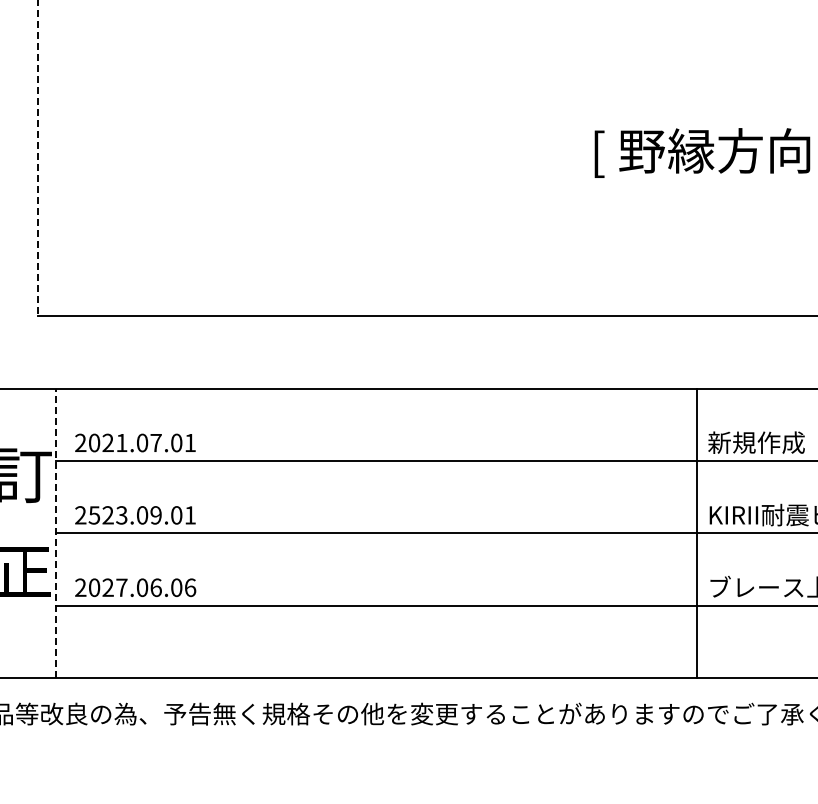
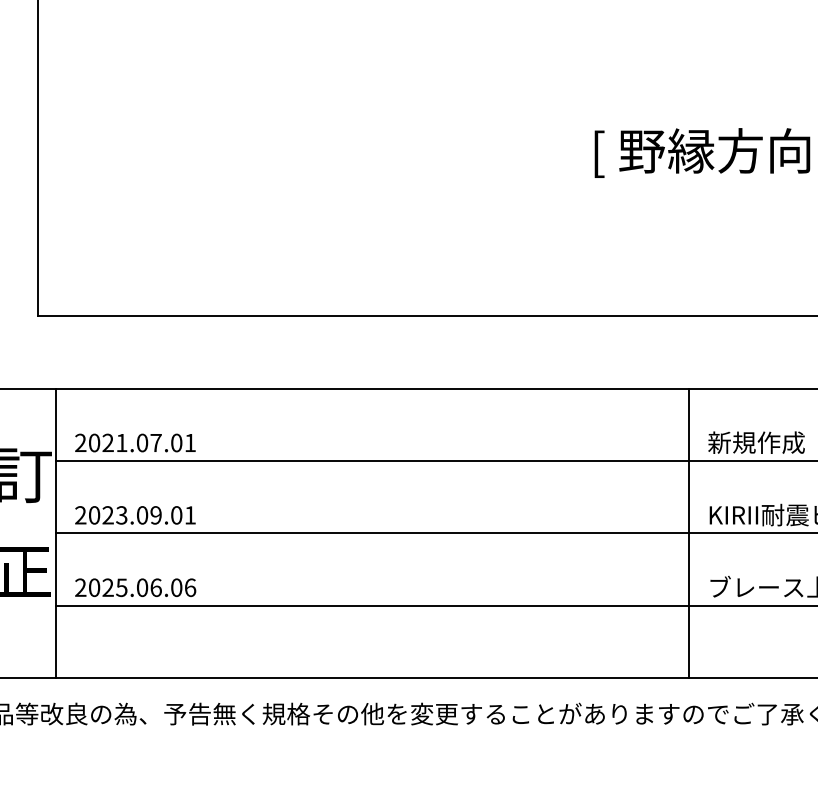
line: dashed -> solid (37, 158)
text: 2523.09.01 -> 2023.09.01 (94, 515)
line: dashed -> solid (55, 533)
line position: (697, 533) -> (689, 533) (689, 533)
text: 2027.06.06 -> 2025.06.06 (121, 587)
